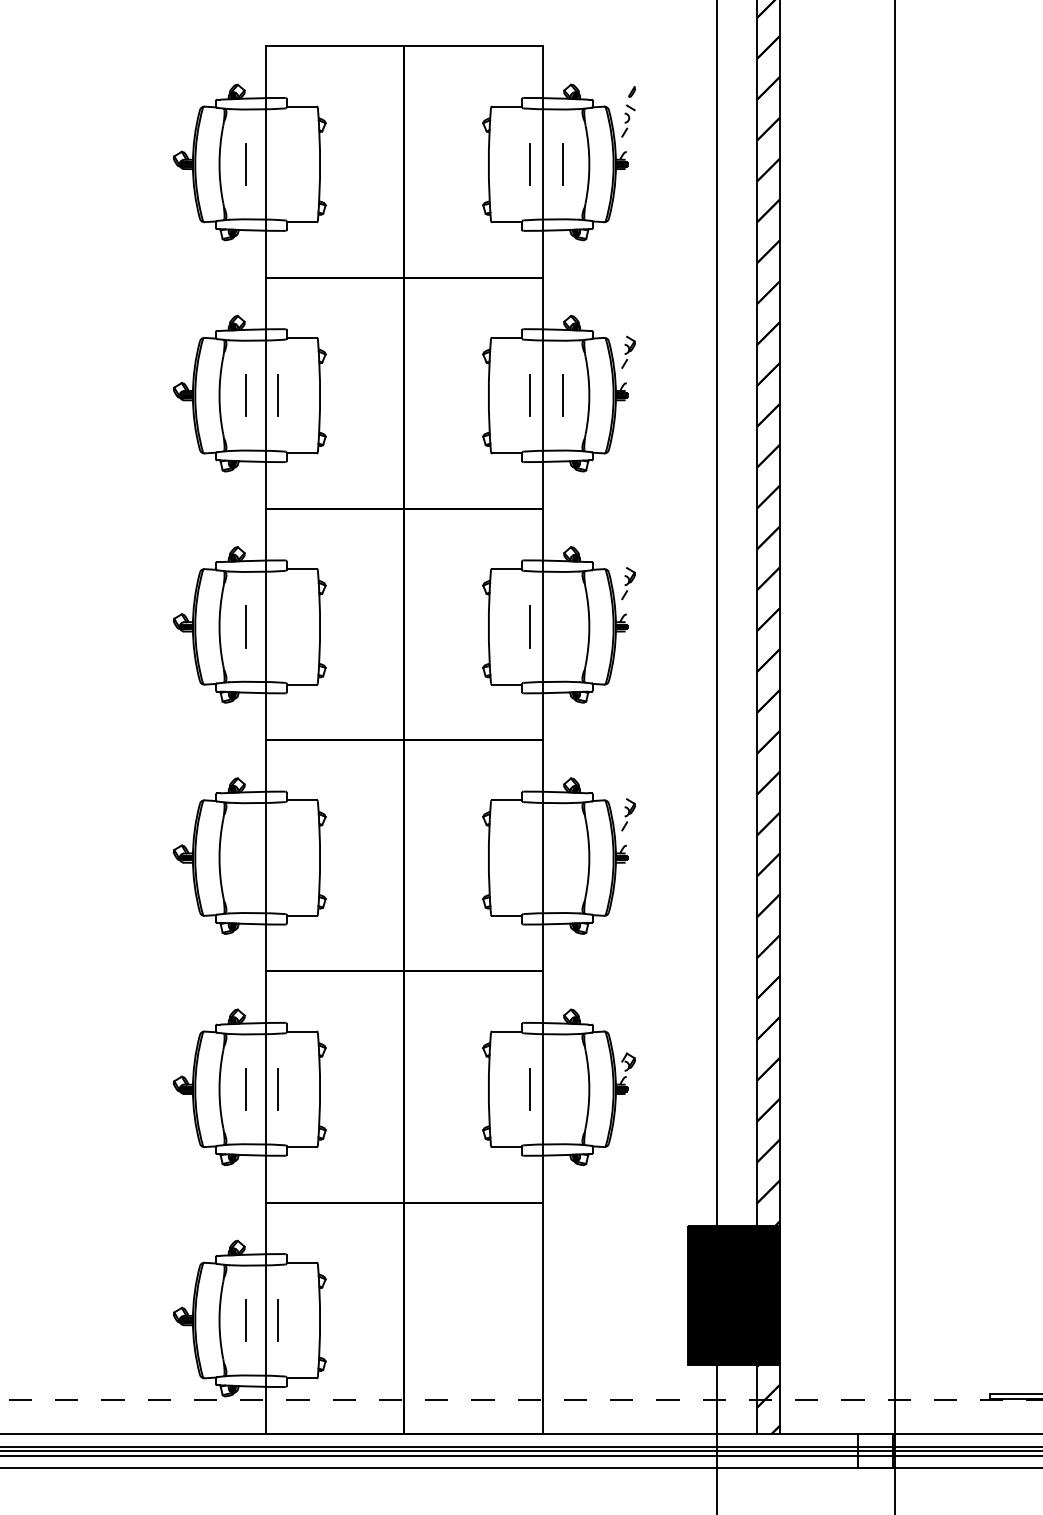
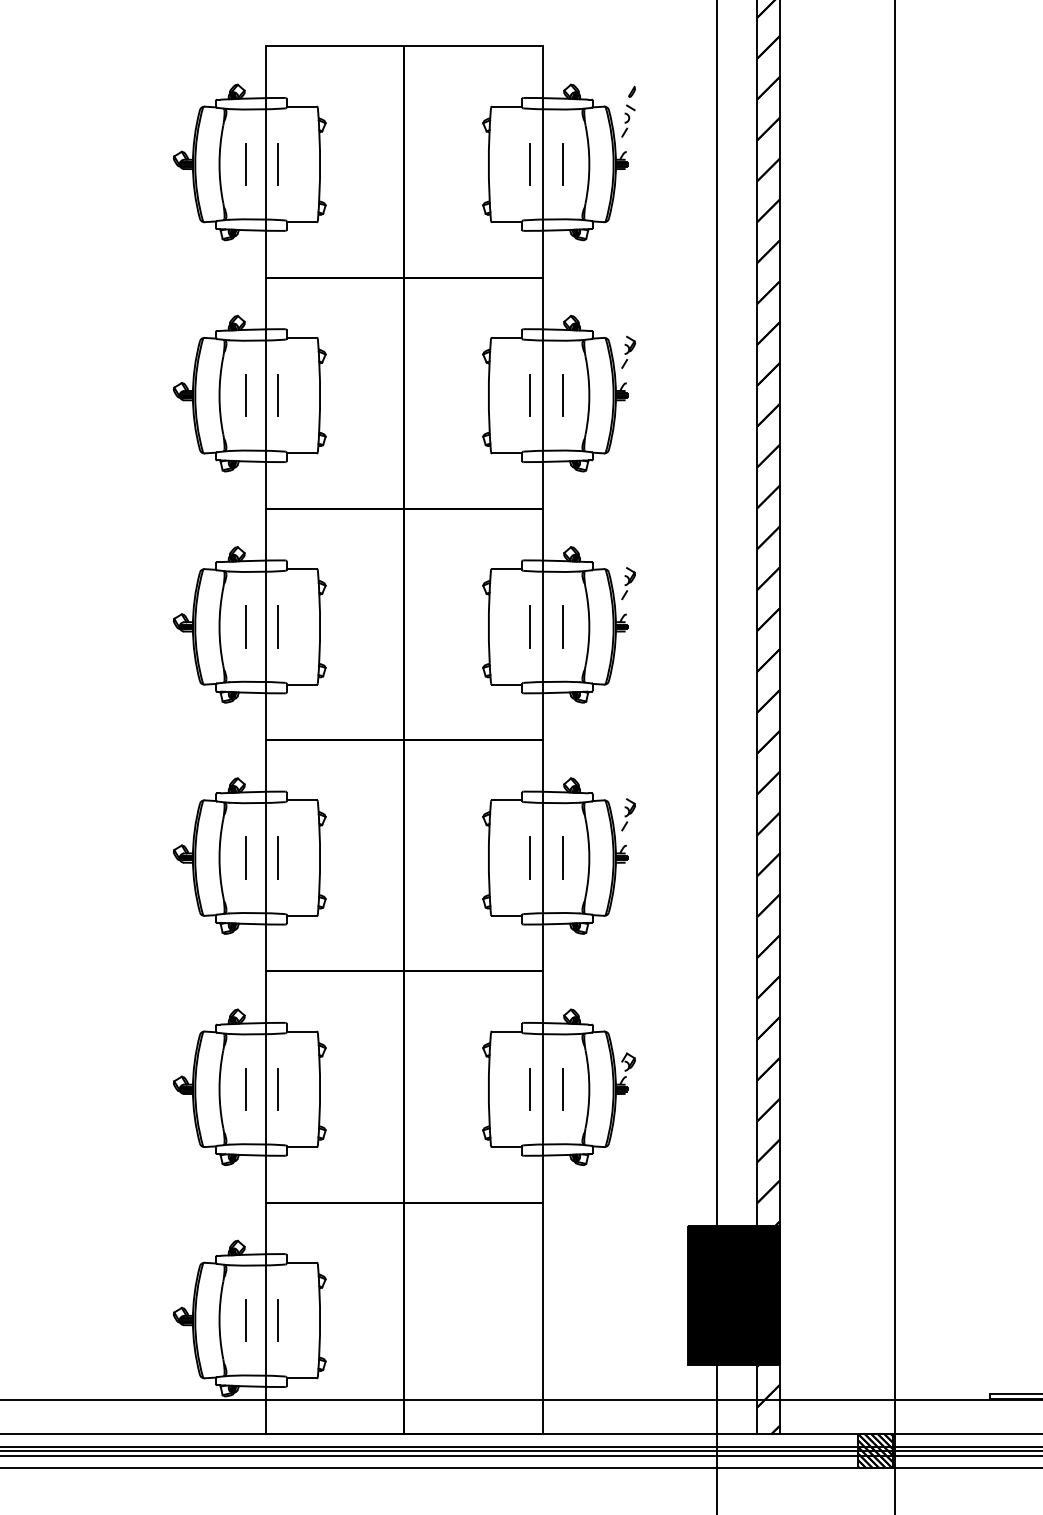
line: none -> present (278, 164)
line: none -> present (278, 626)
line: none -> present (562, 626)
line: none -> present (246, 857)
line: none -> present (278, 857)
line: none -> present (530, 857)
line: none -> present (562, 857)
line: none -> present (562, 1089)
line: dashed -> solid (521, 1399)
hatch: none -> present (874, 1450)
